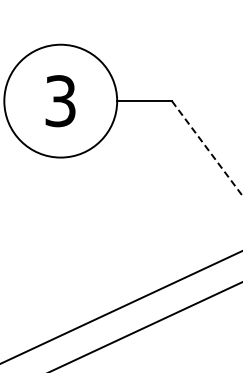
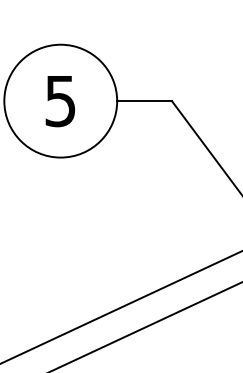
text: 3 -> 5 (60, 100)
line: dashed -> solid (207, 149)
